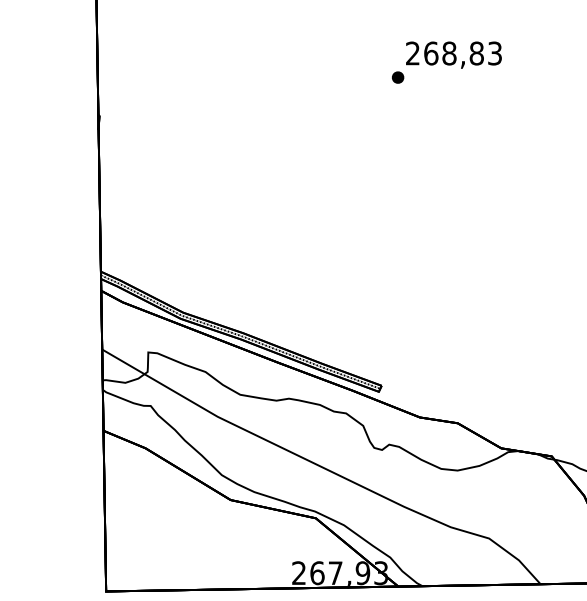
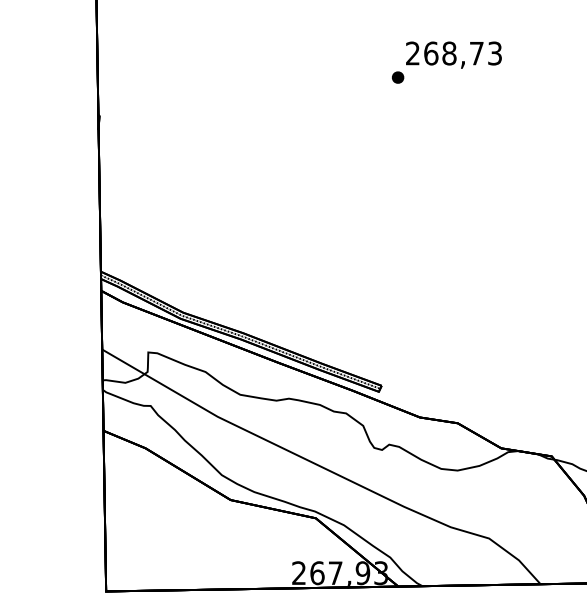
text: 268,83 -> 268,73 (476, 53)
